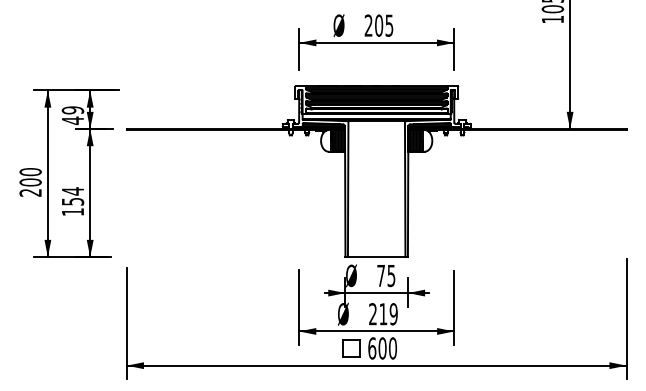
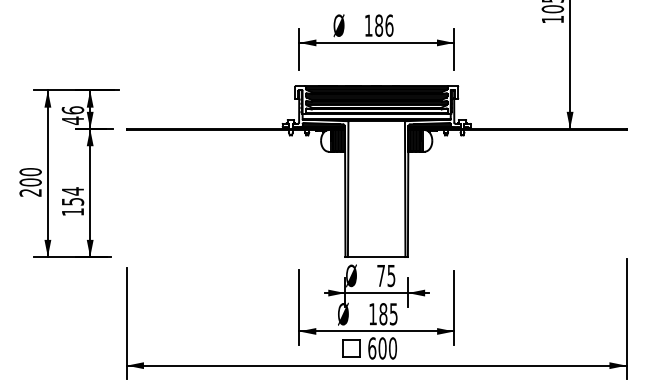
text: 205 -> 186 (378, 25)
text: 49 -> 46 (72, 110)
text: 219 -> 185 (383, 314)
